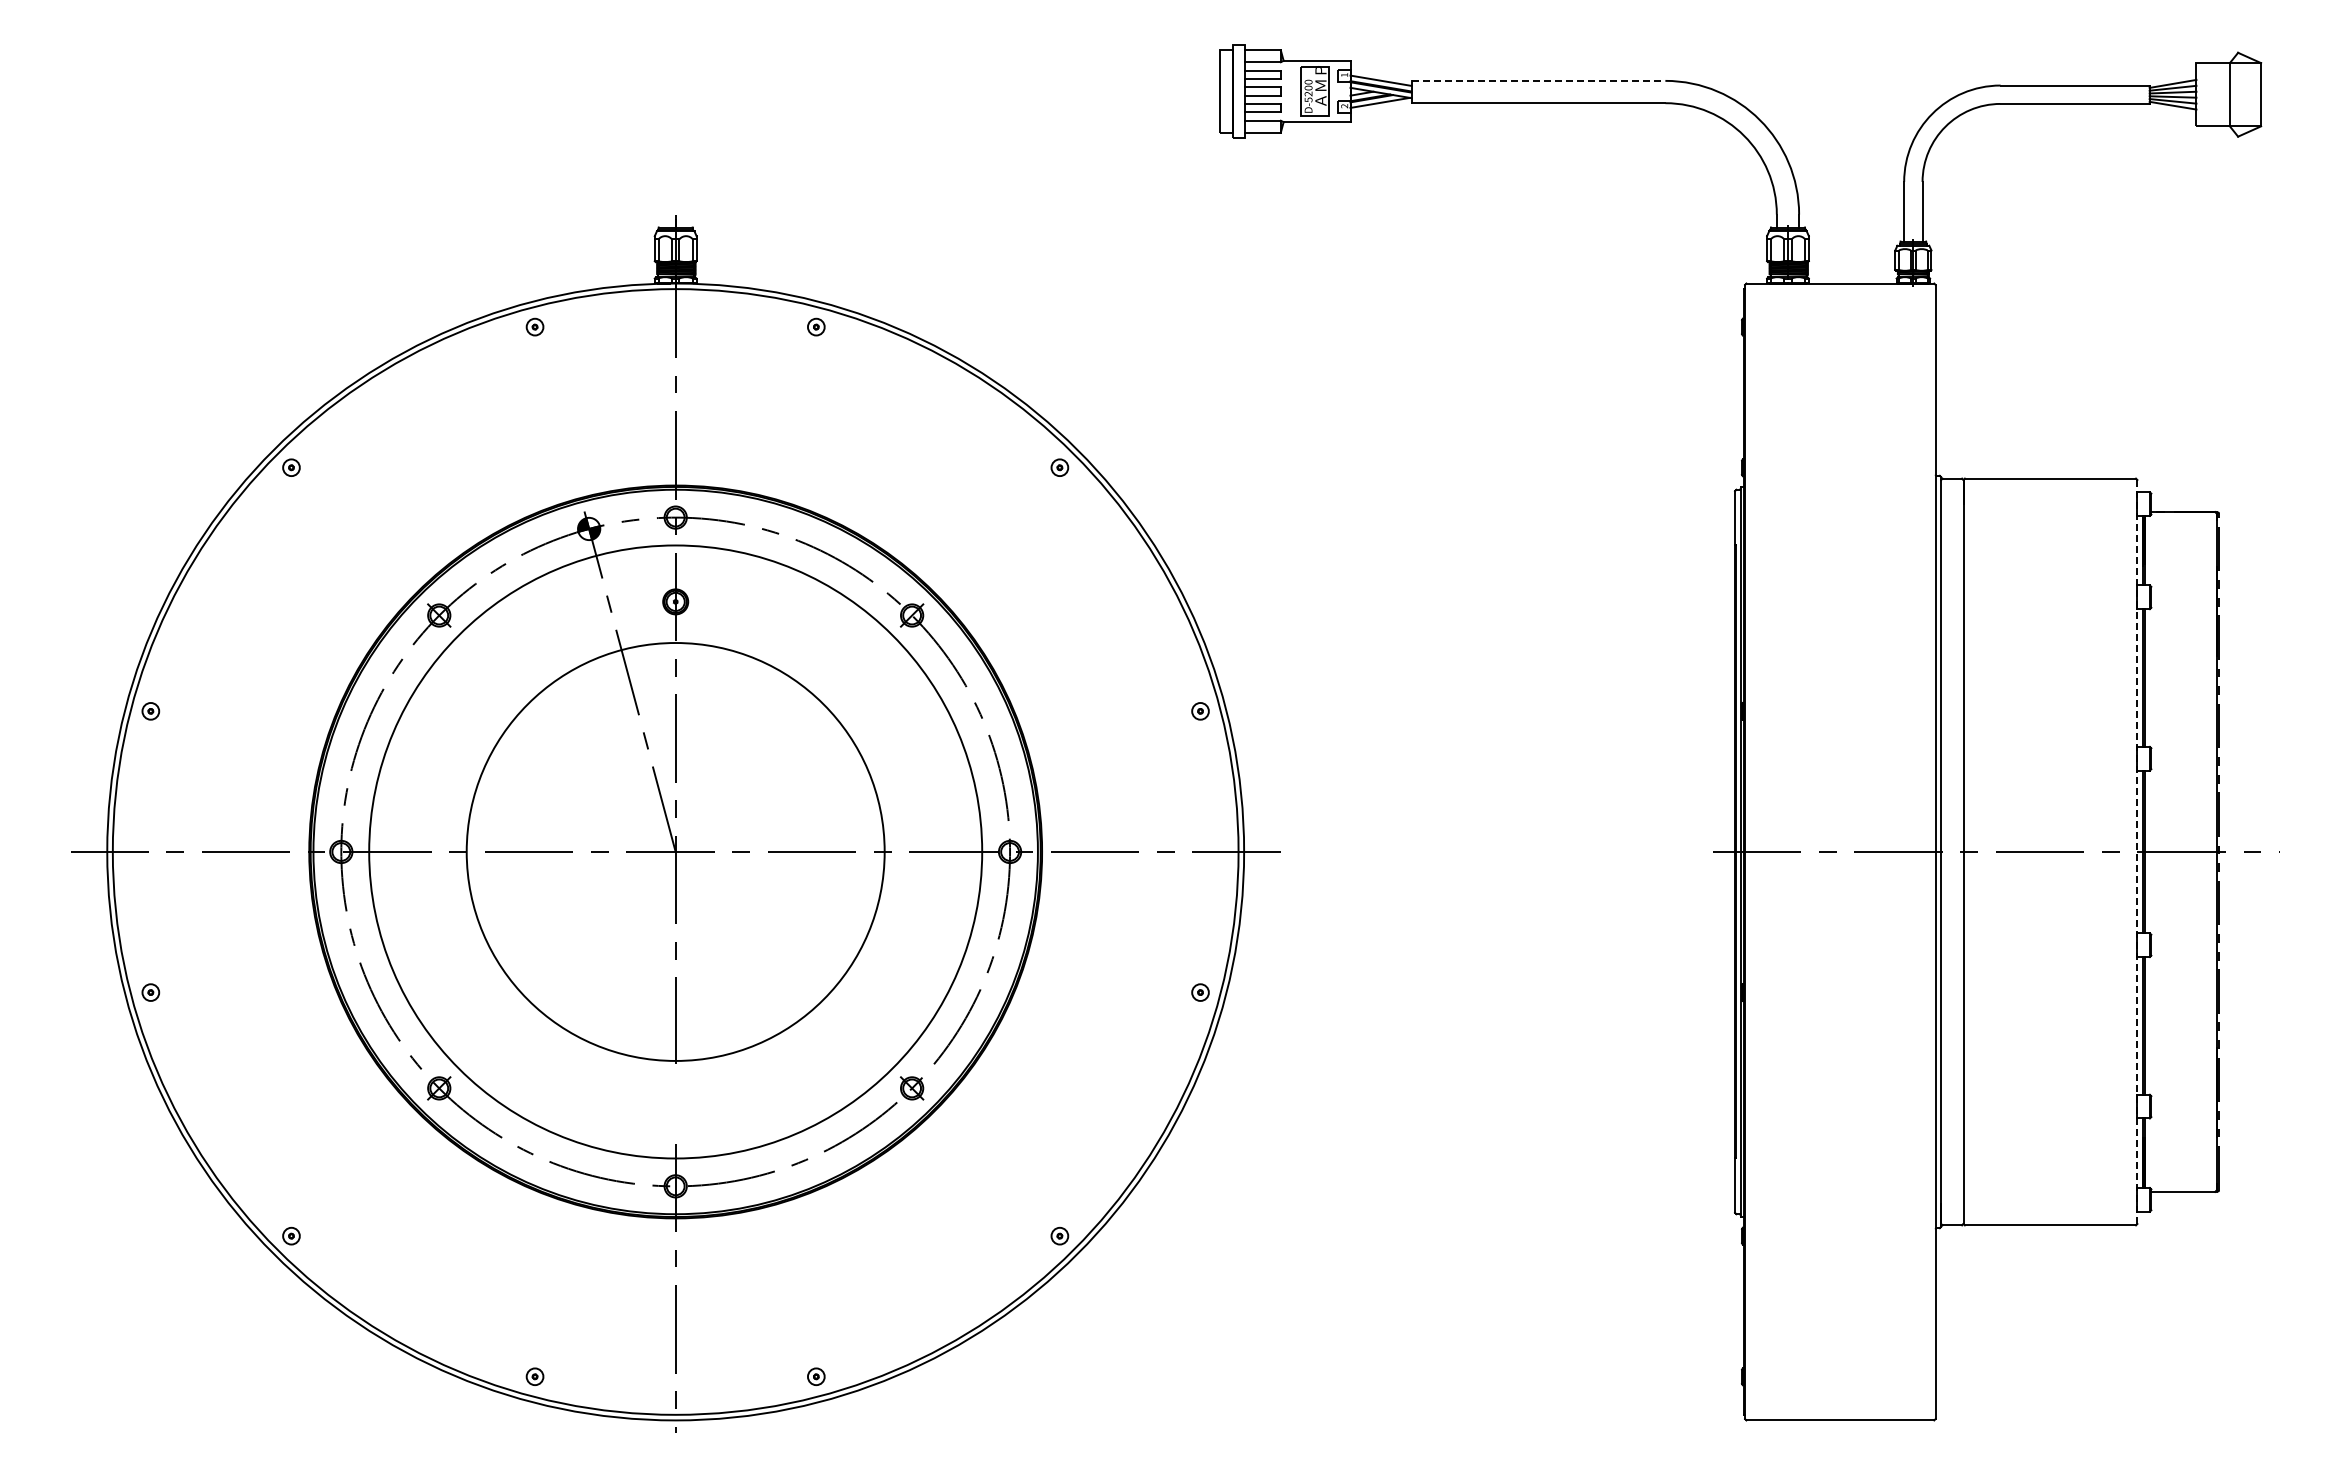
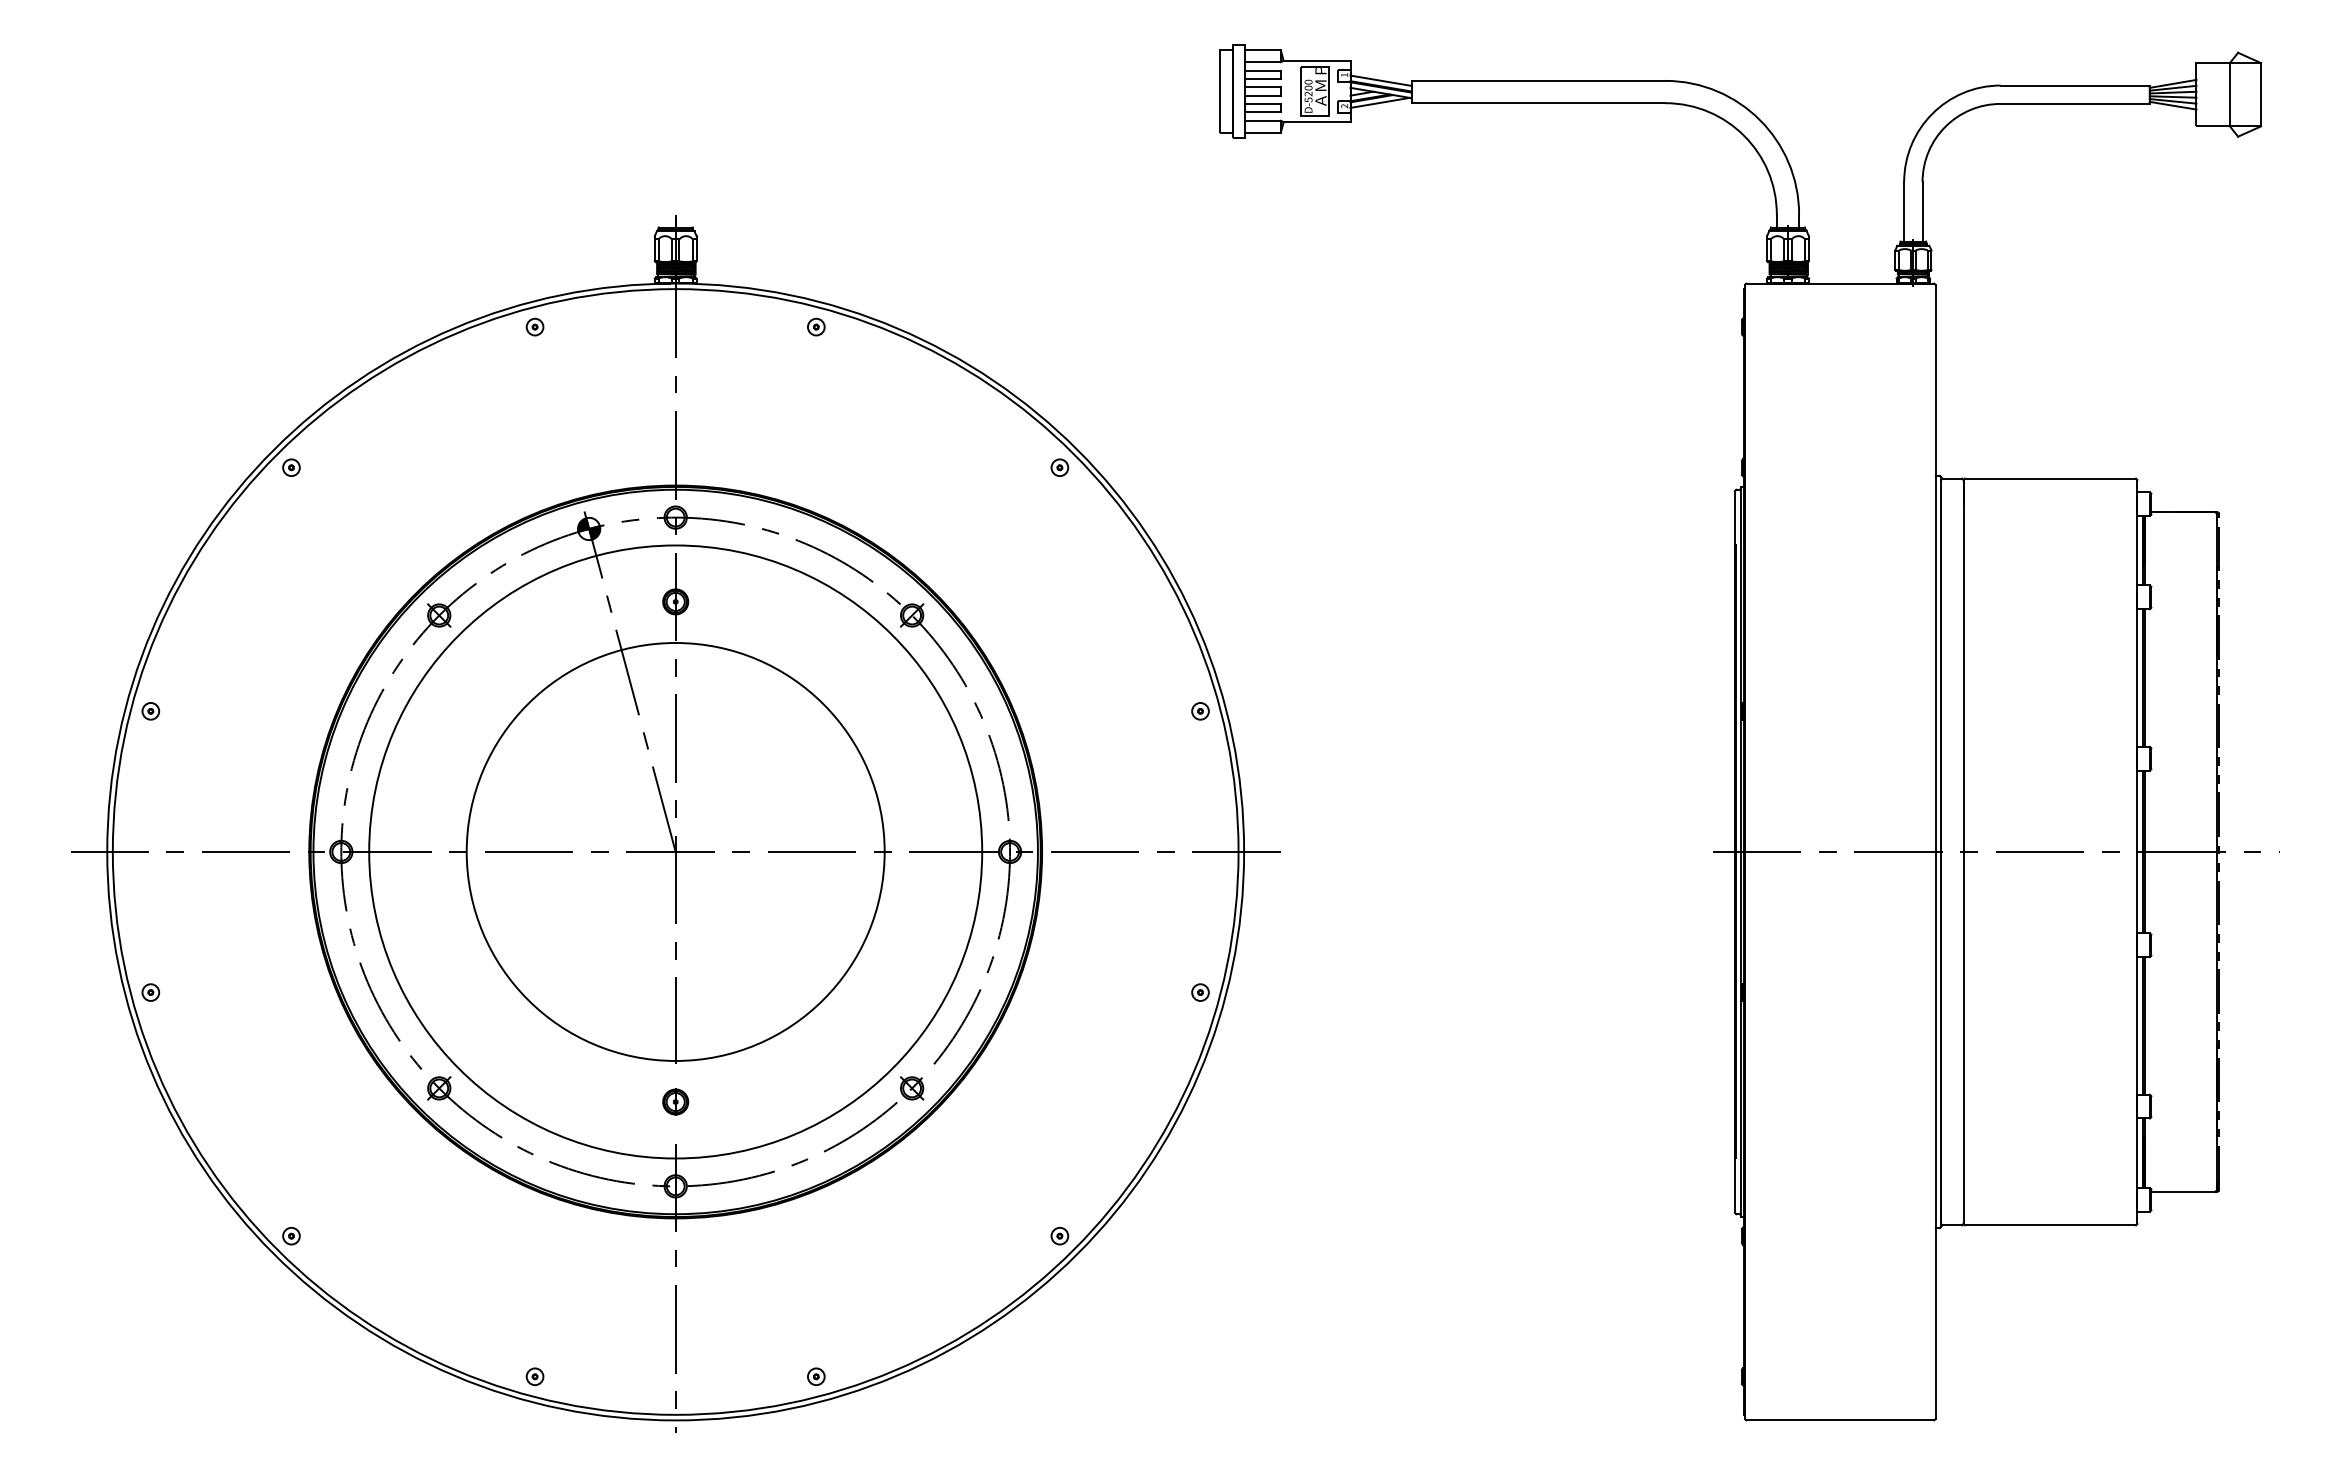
line: dashed -> solid (1538, 80)
line: dashed -> solid (2137, 851)
part: none -> present (675, 1101)
